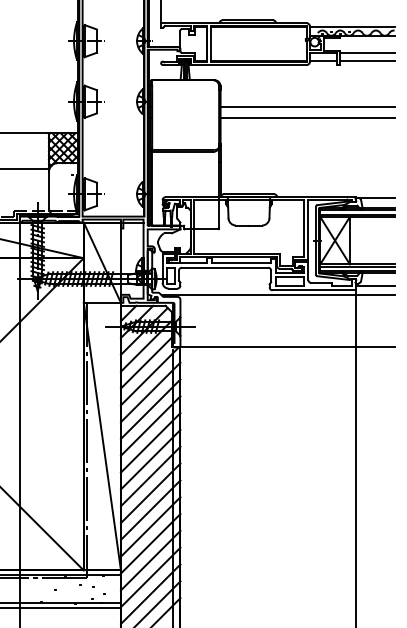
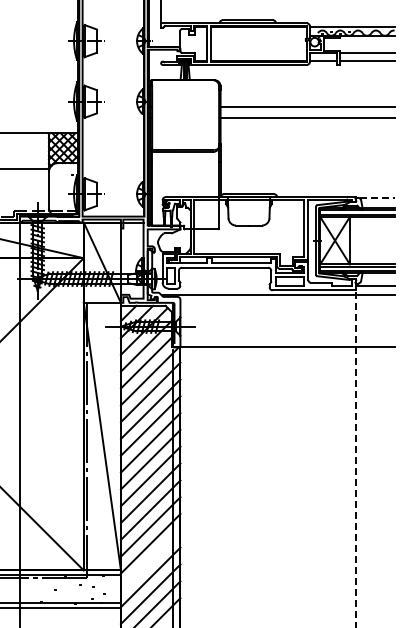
line: solid -> dashed (377, 198)
line: solid -> dashed (355, 459)
line: present -> none (150, 560)
